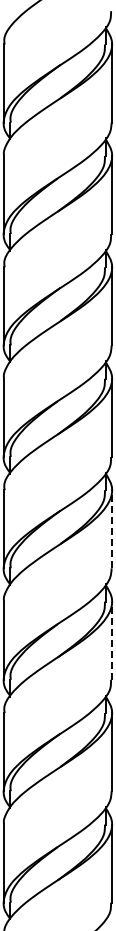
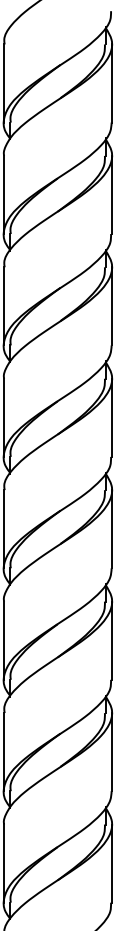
line: dashed -> solid (111, 528)
line: dashed -> solid (111, 640)
